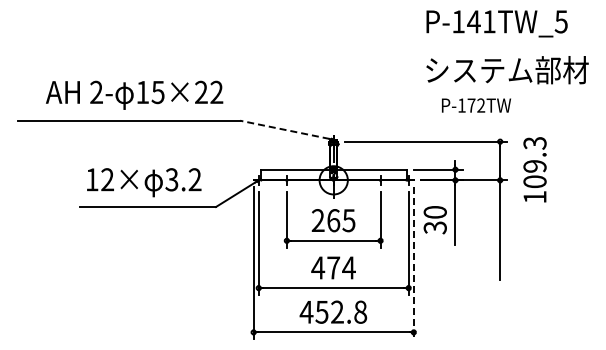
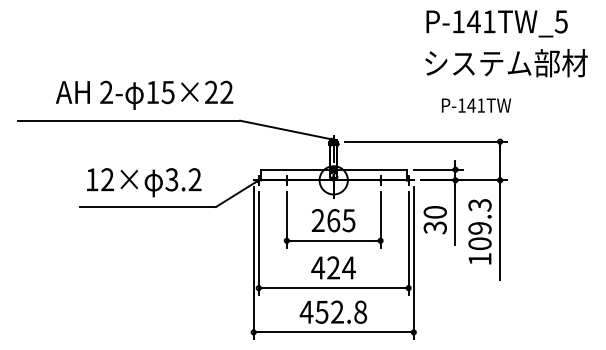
text position: (507, 70) -> (506, 63) (506, 63)
text position: (134, 94) -> (144, 94) (144, 94)
text: P-172TW -> P-141TW (476, 105)
line: dashed -> solid (284, 129)
text position: (534, 169) -> (479, 231) (479, 231)
line: dashed -> solid (413, 263)
text: 474 -> 424 (333, 267)
